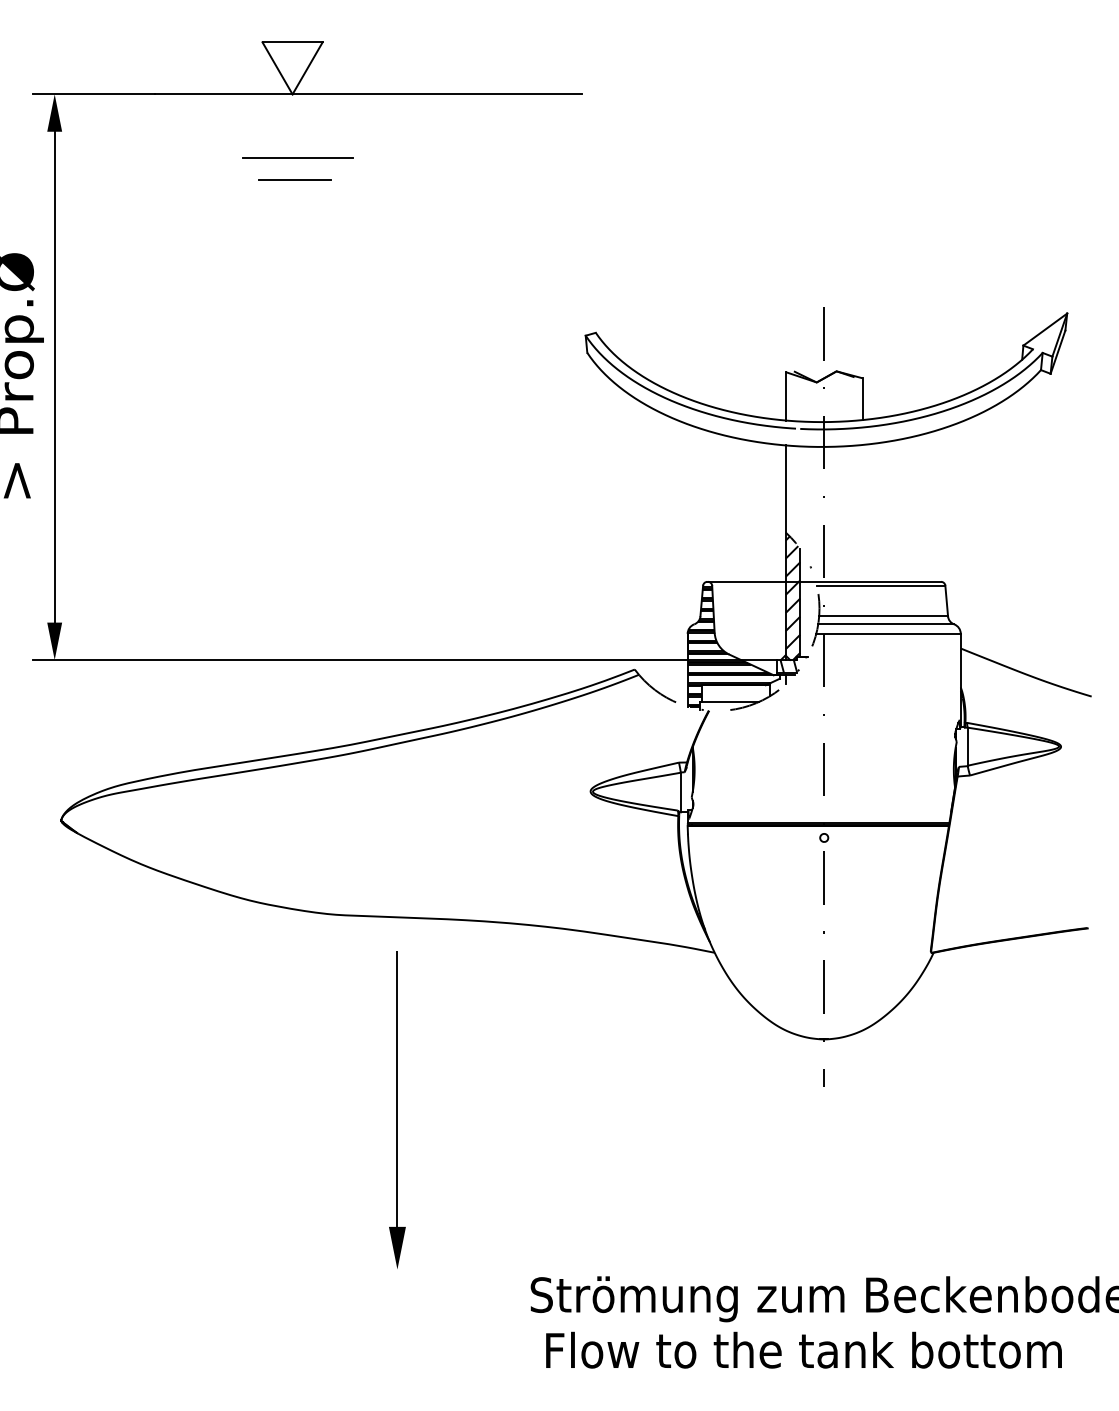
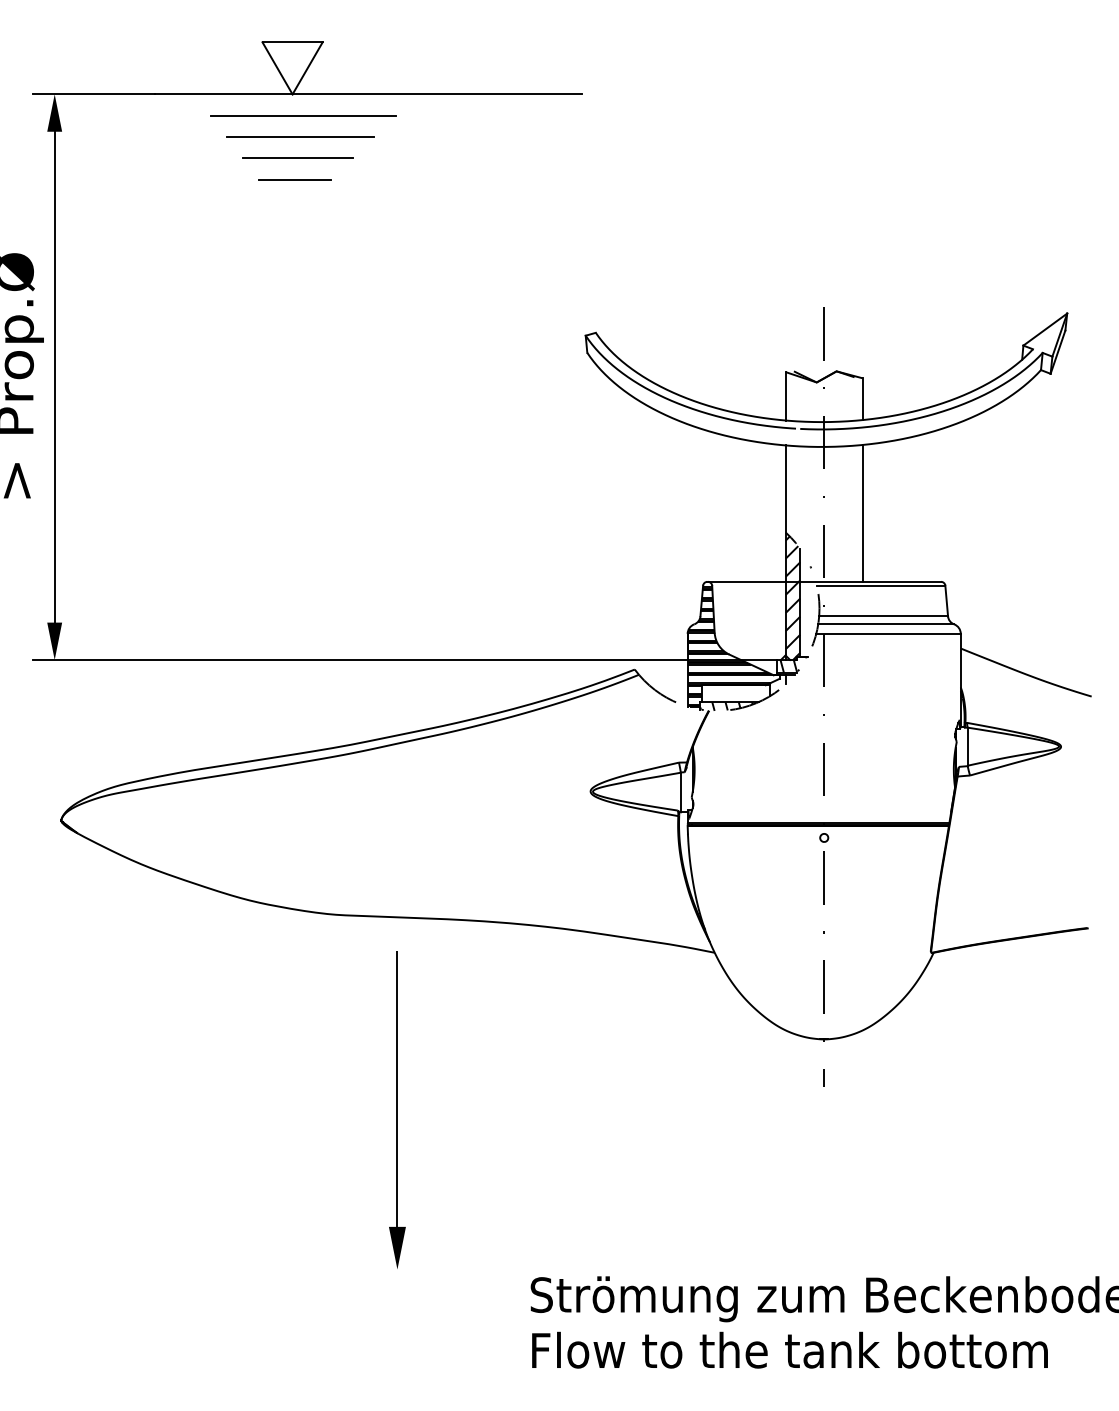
line: none -> present (303, 115)
line: none -> present (300, 136)
line: none -> present (862, 512)
hatch: none -> present (726, 706)
text position: (803, 1349) -> (789, 1349) (789, 1349)
